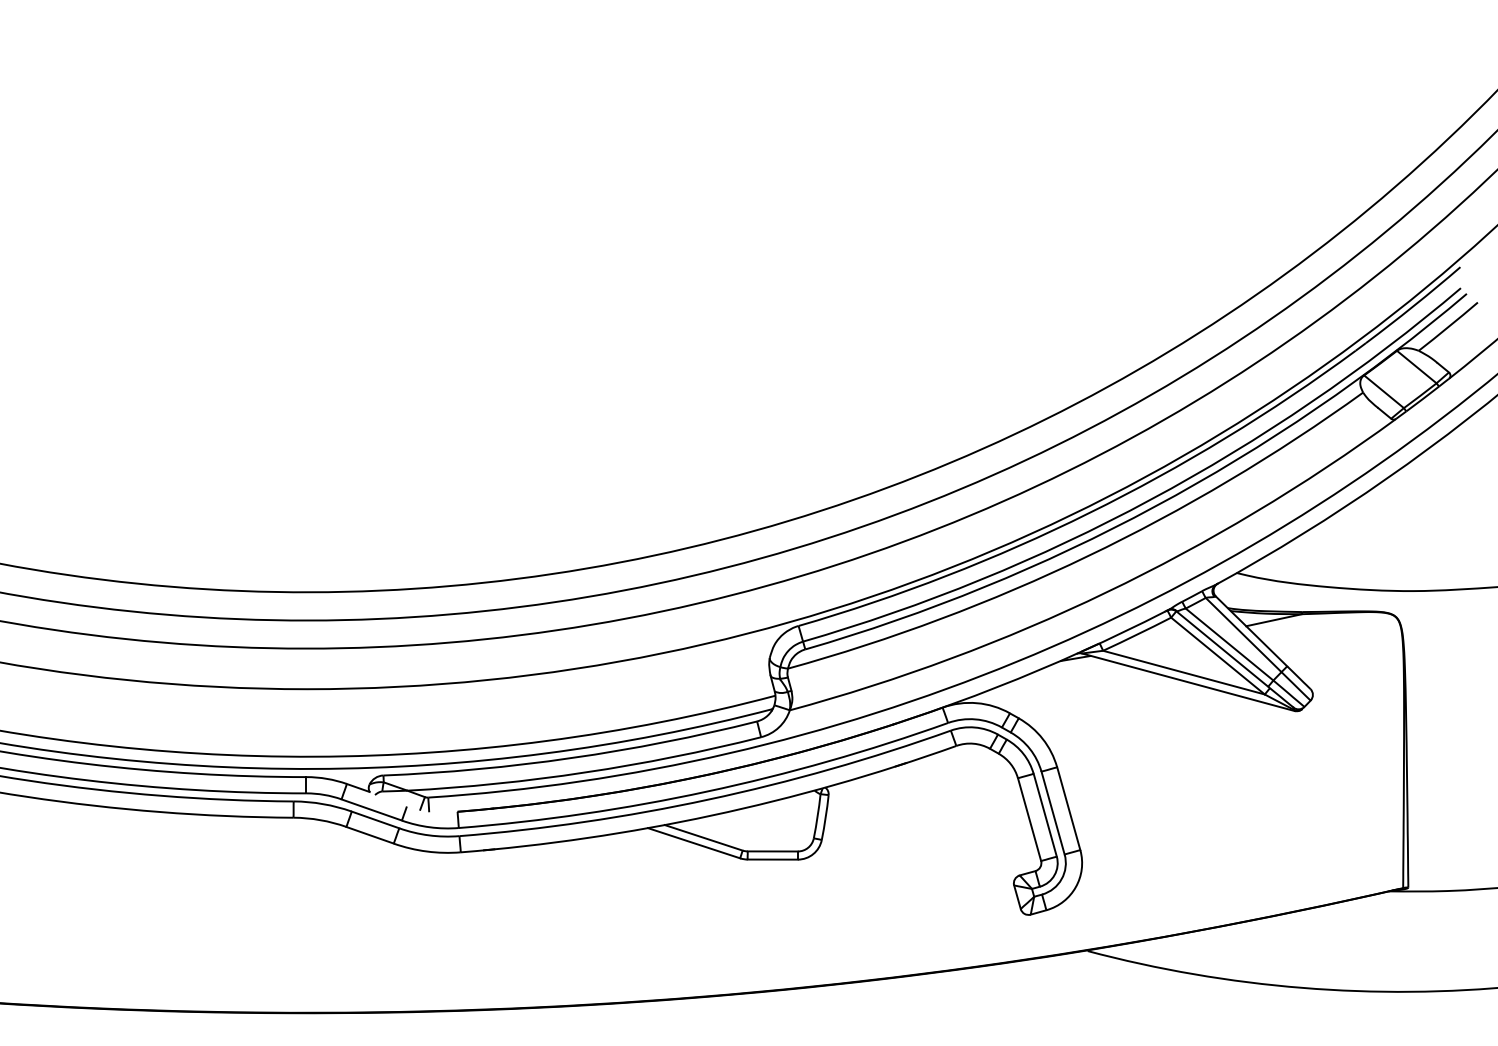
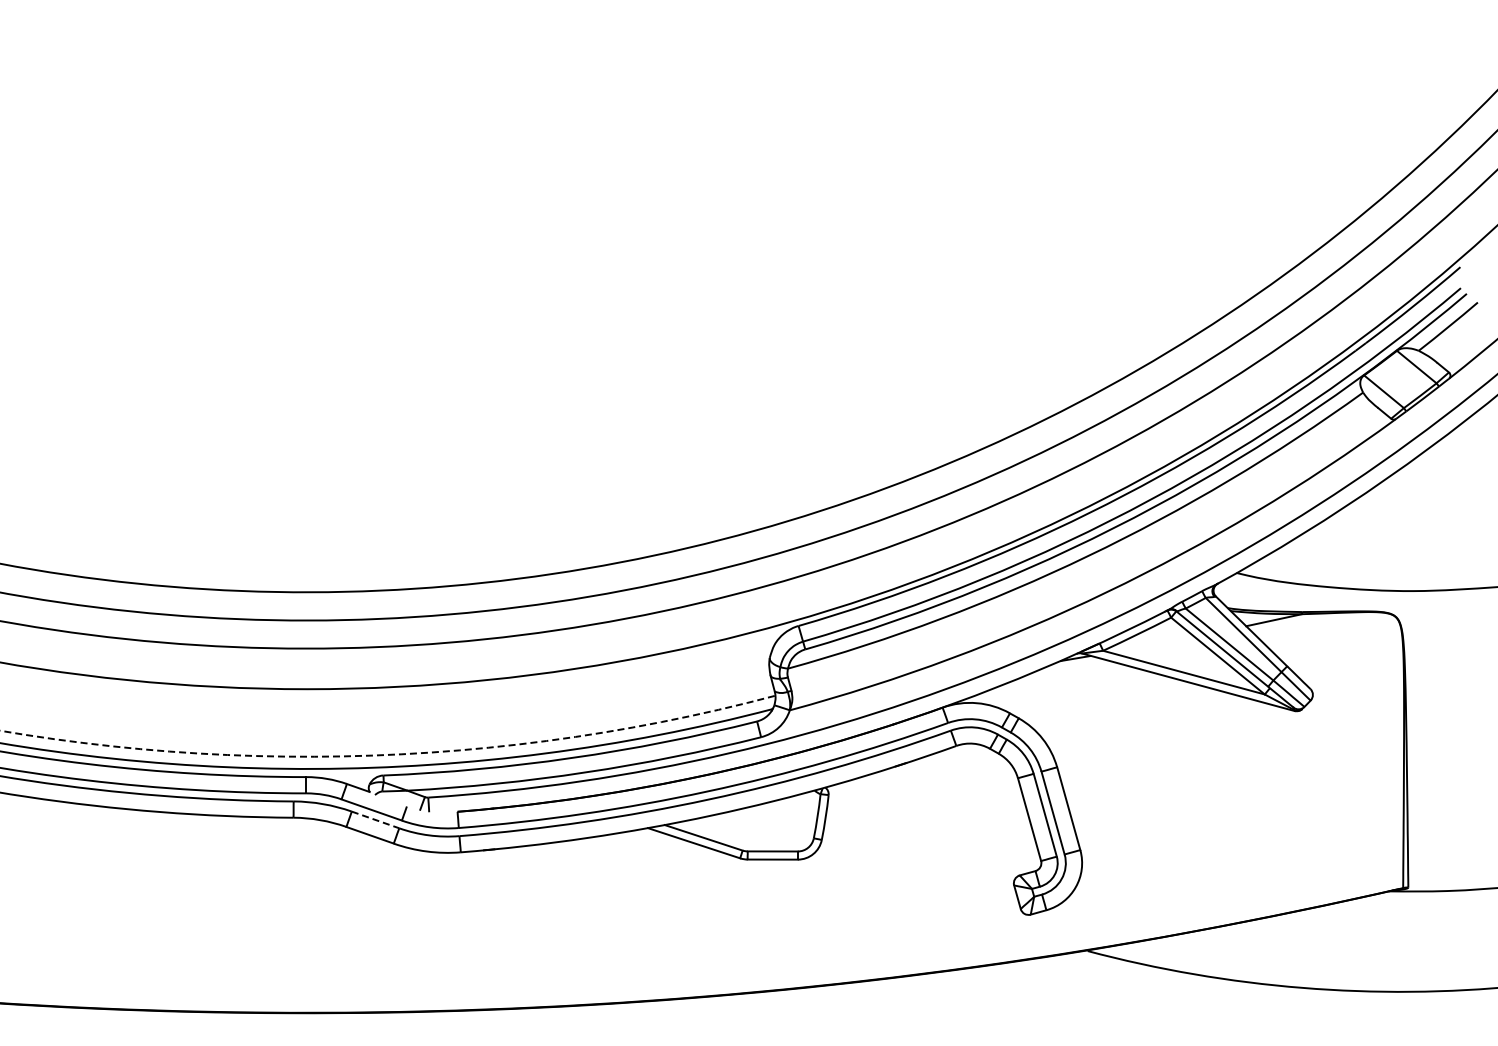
arc: solid -> dashed (389, 754)
line: solid -> dashed (376, 820)
